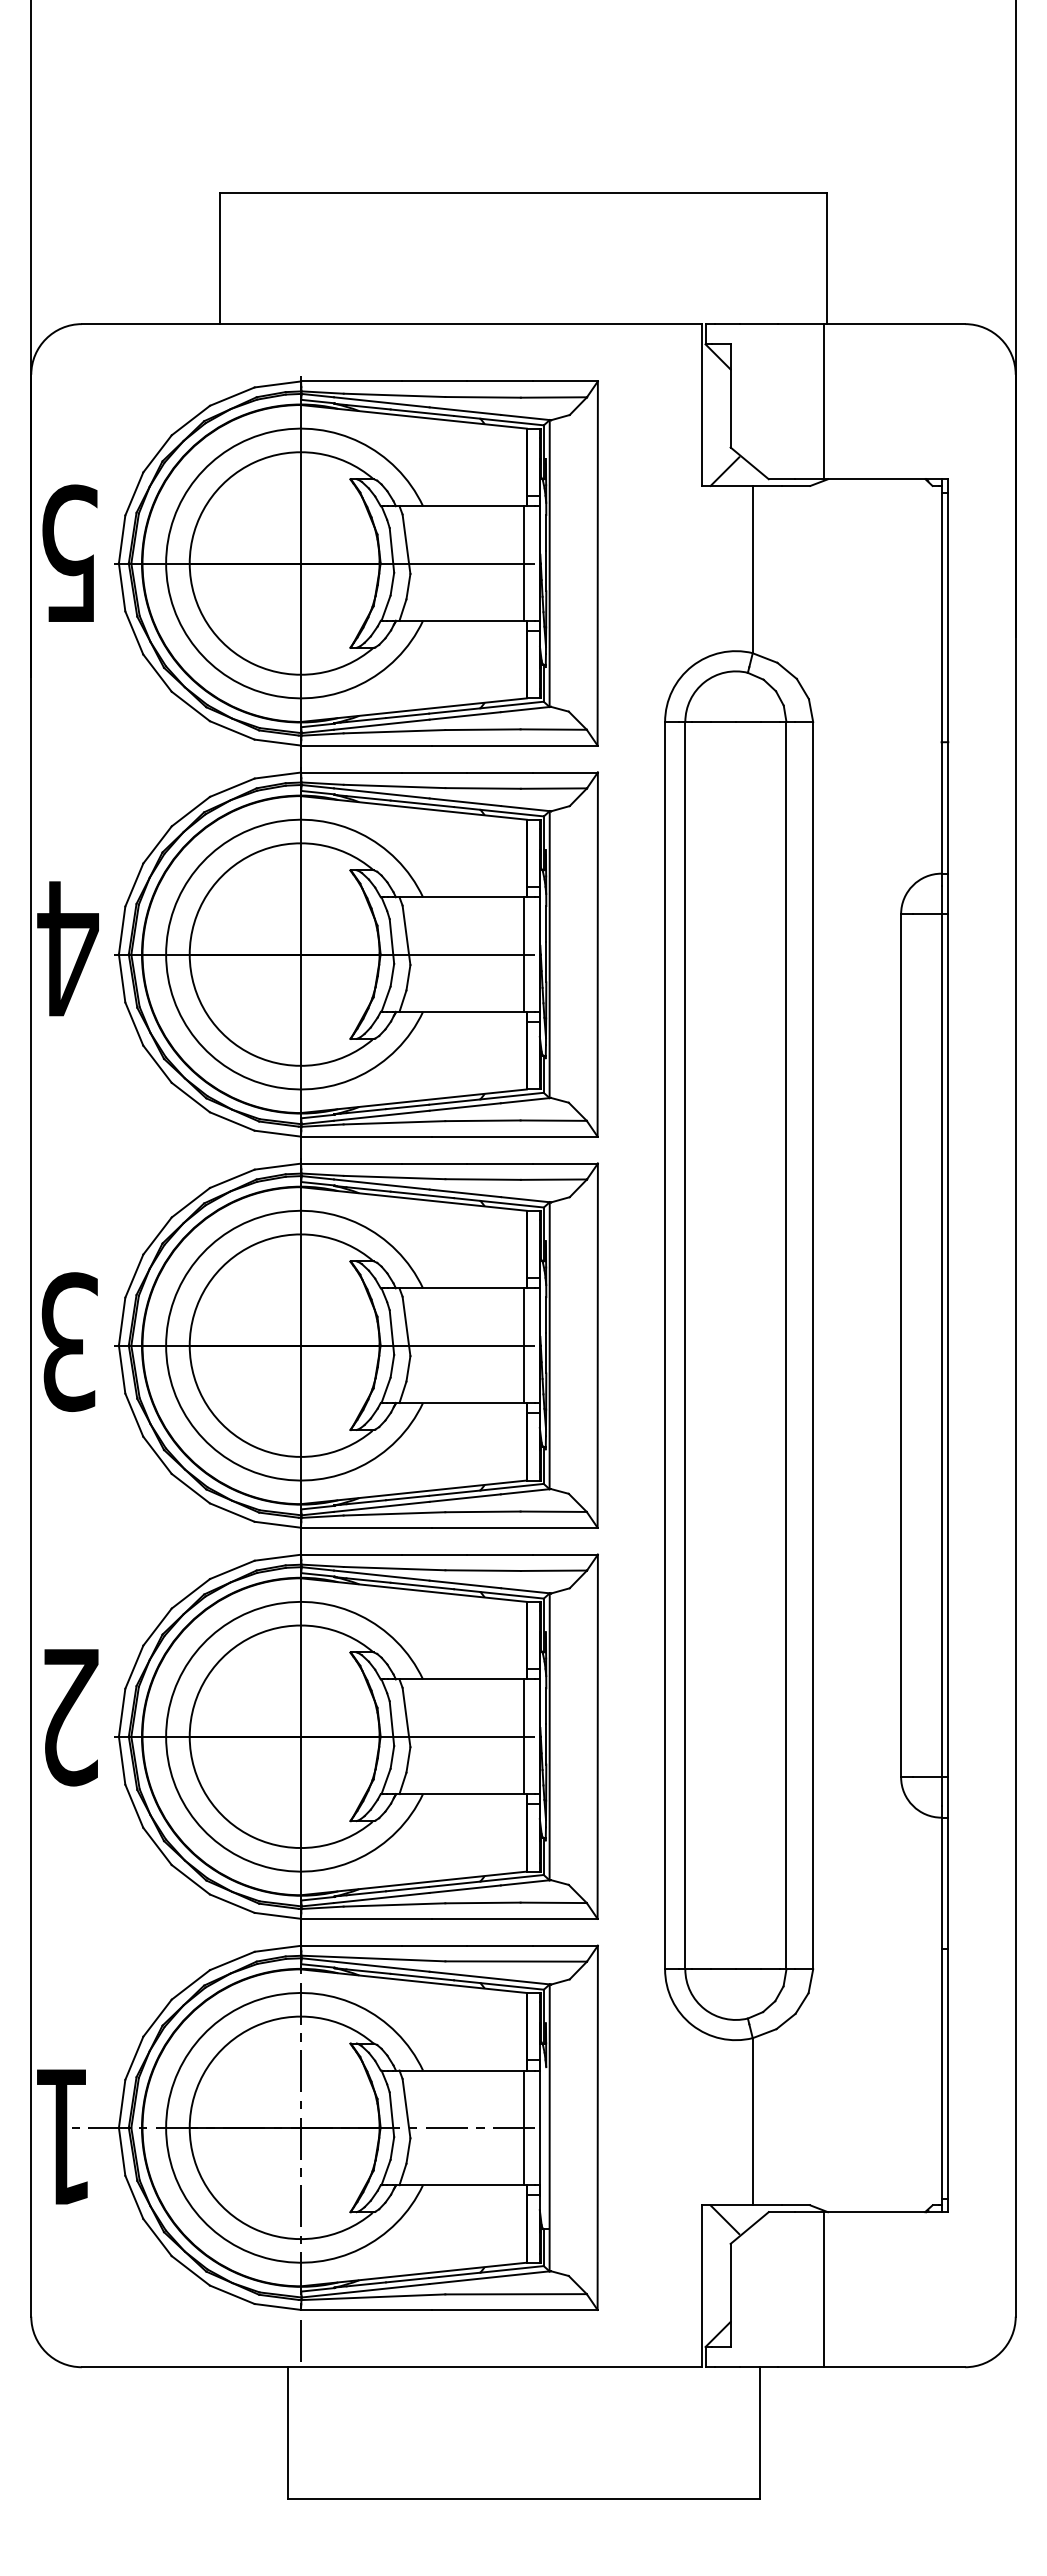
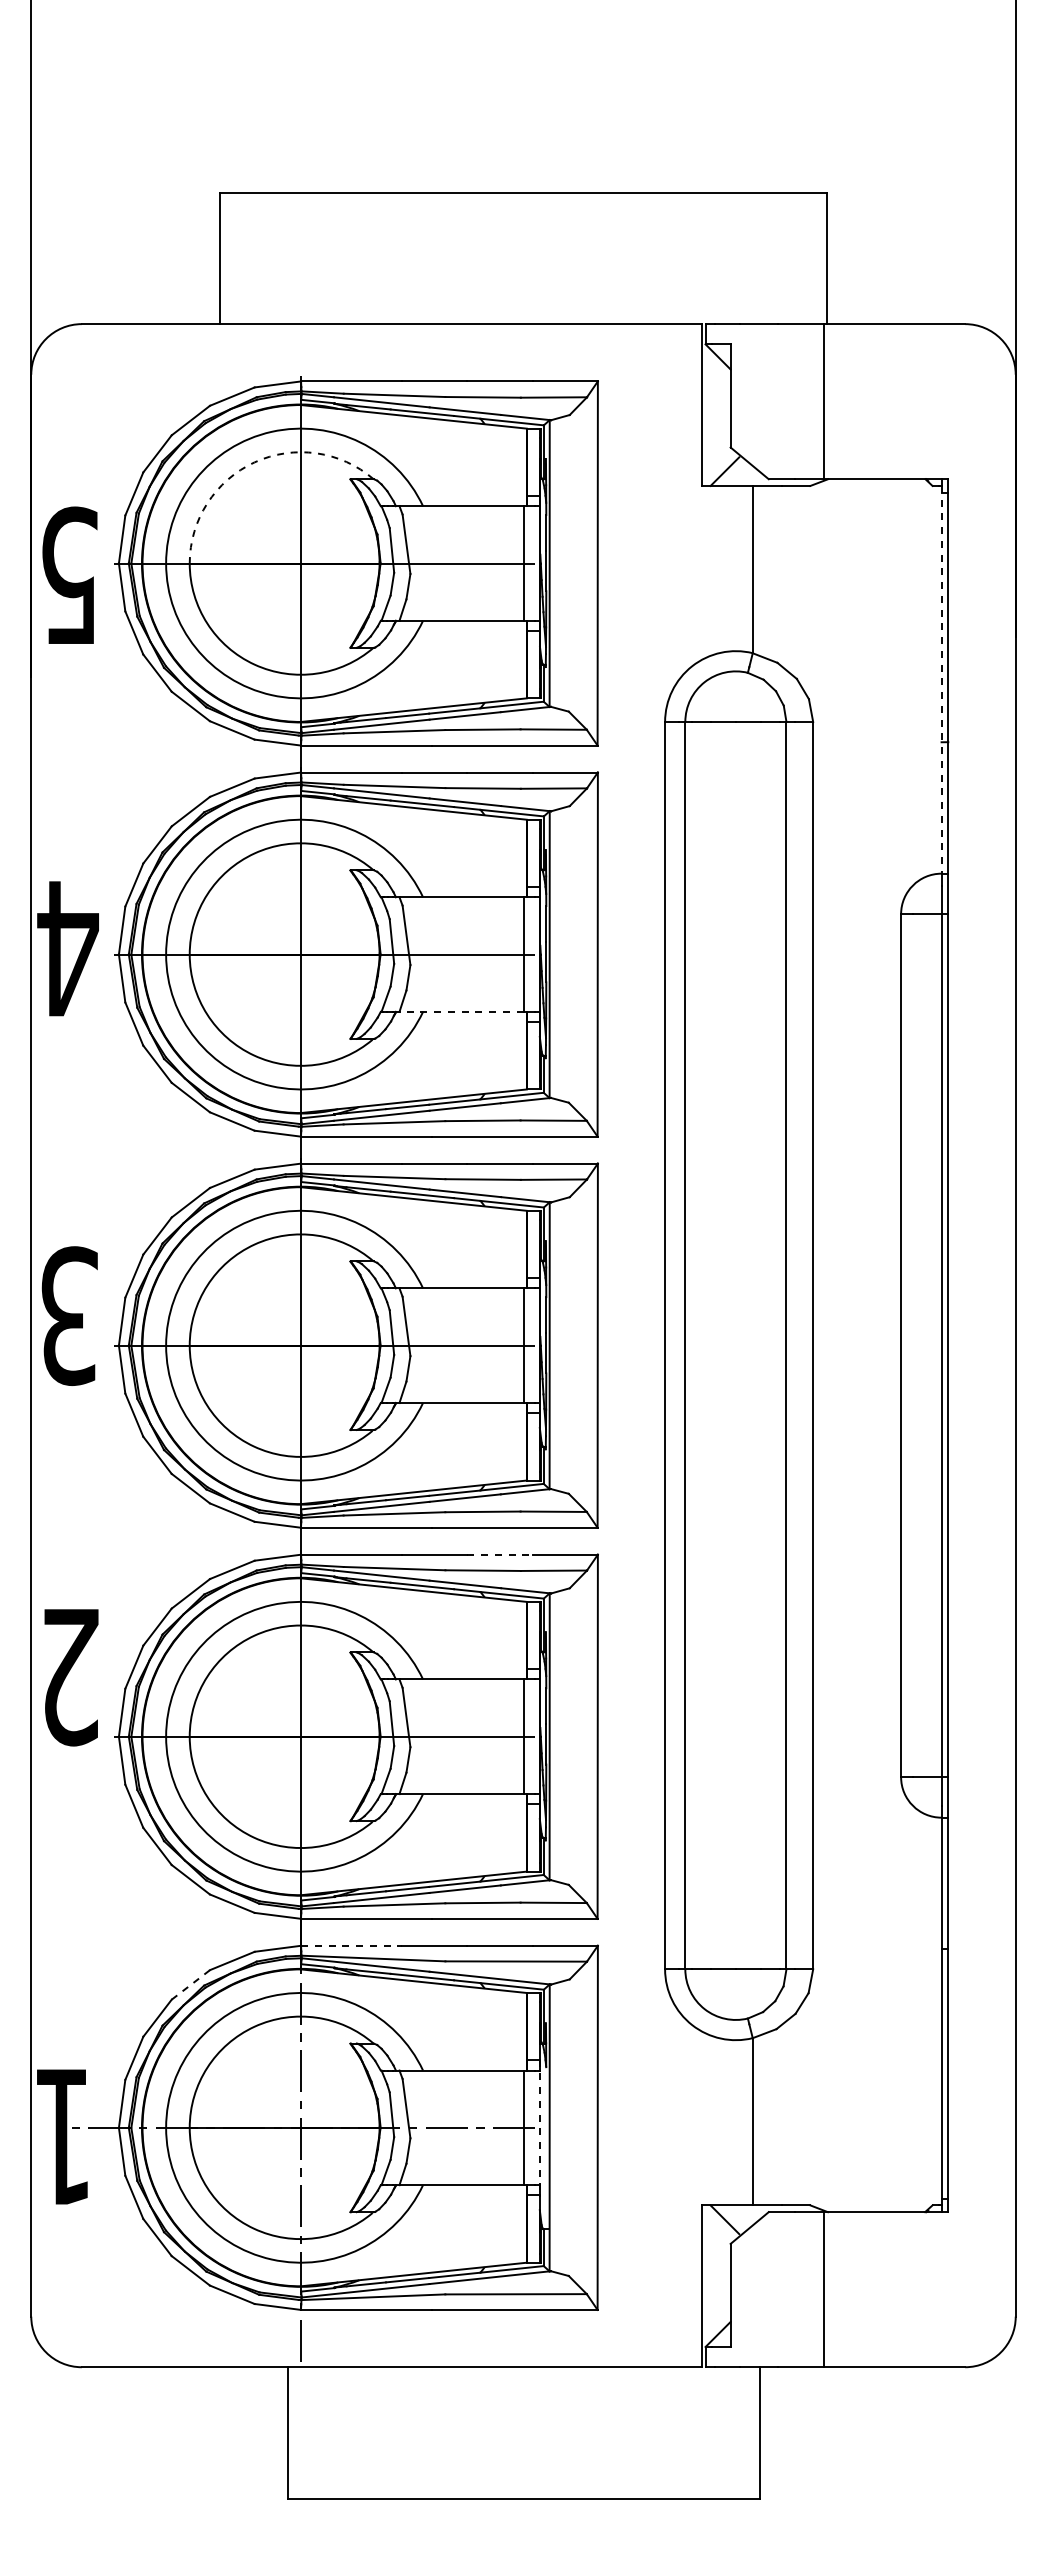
arc: solid -> dashed (254, 462)
text position: (69, 552) -> (69, 574) (69, 574)
line: solid -> dashed (941, 679)
line: solid -> dashed (461, 1011)
text position: (69, 1341) -> (69, 1315) (69, 1315)
line: solid -> dashed (499, 1554)
text position: (71, 1717) -> (71, 1677) (71, 1677)
line: solid -> dashed (352, 1945)
line: solid -> dashed (191, 1984)
line: solid -> dashed (540, 2128)
